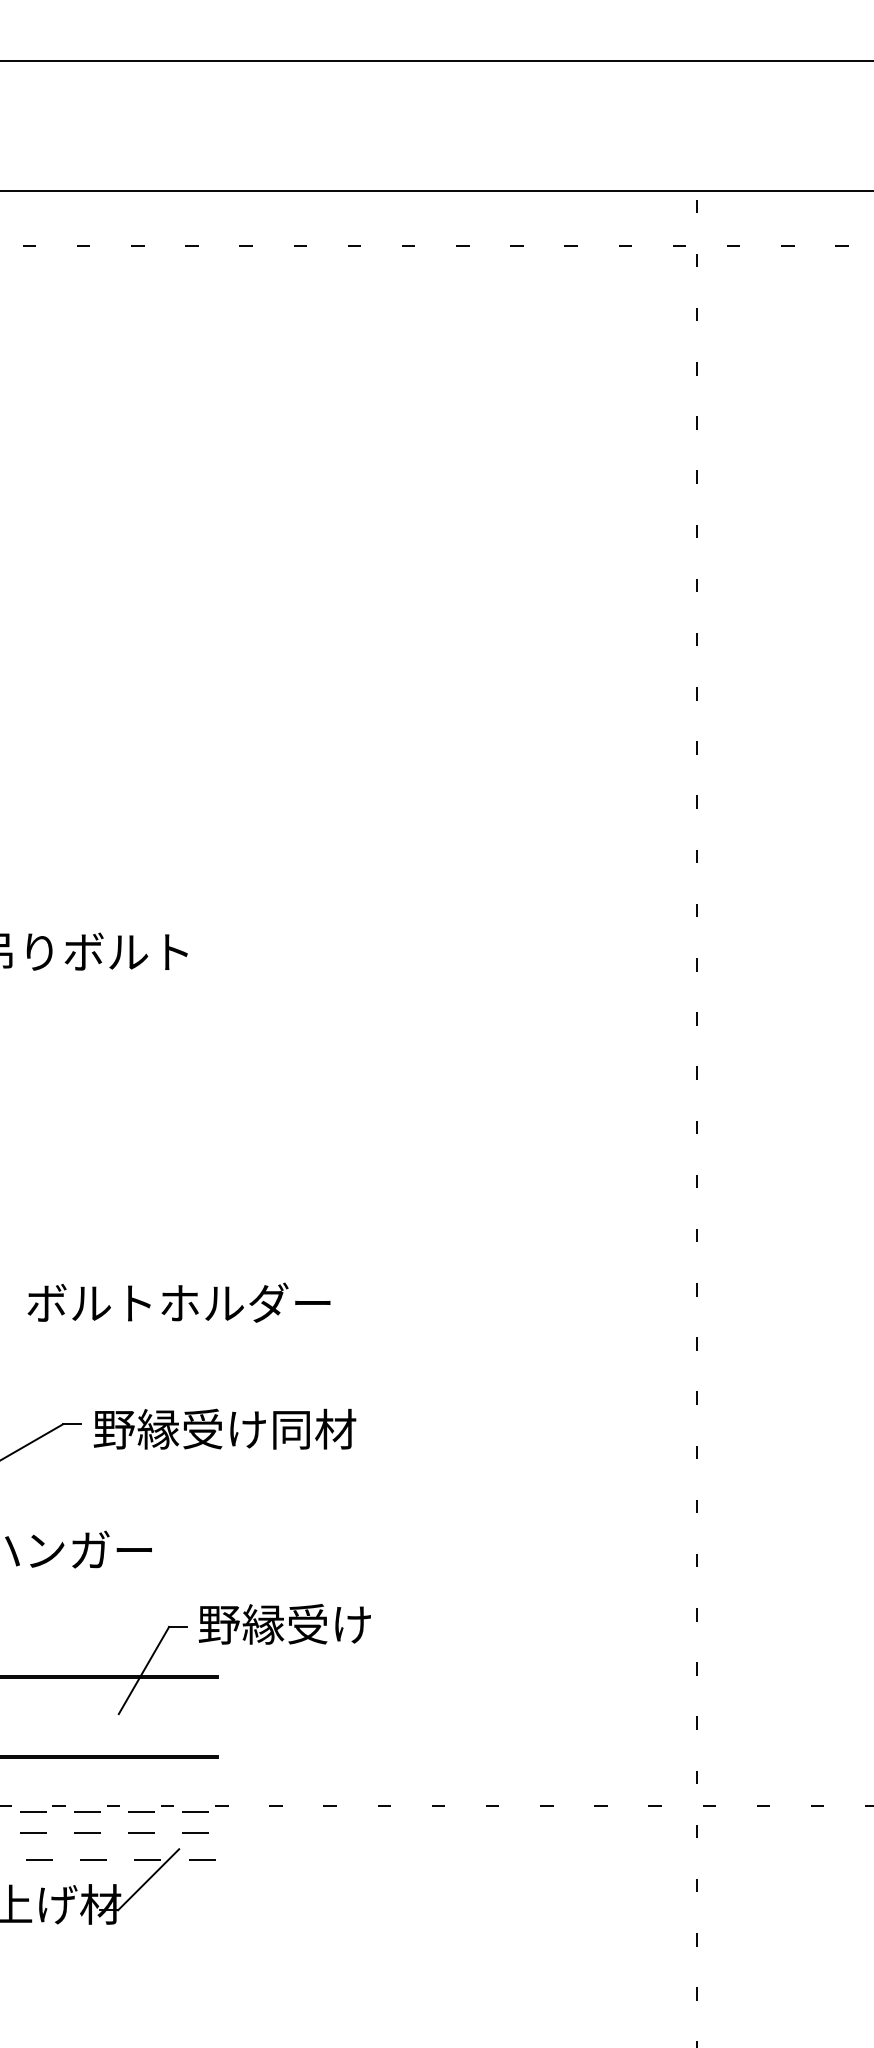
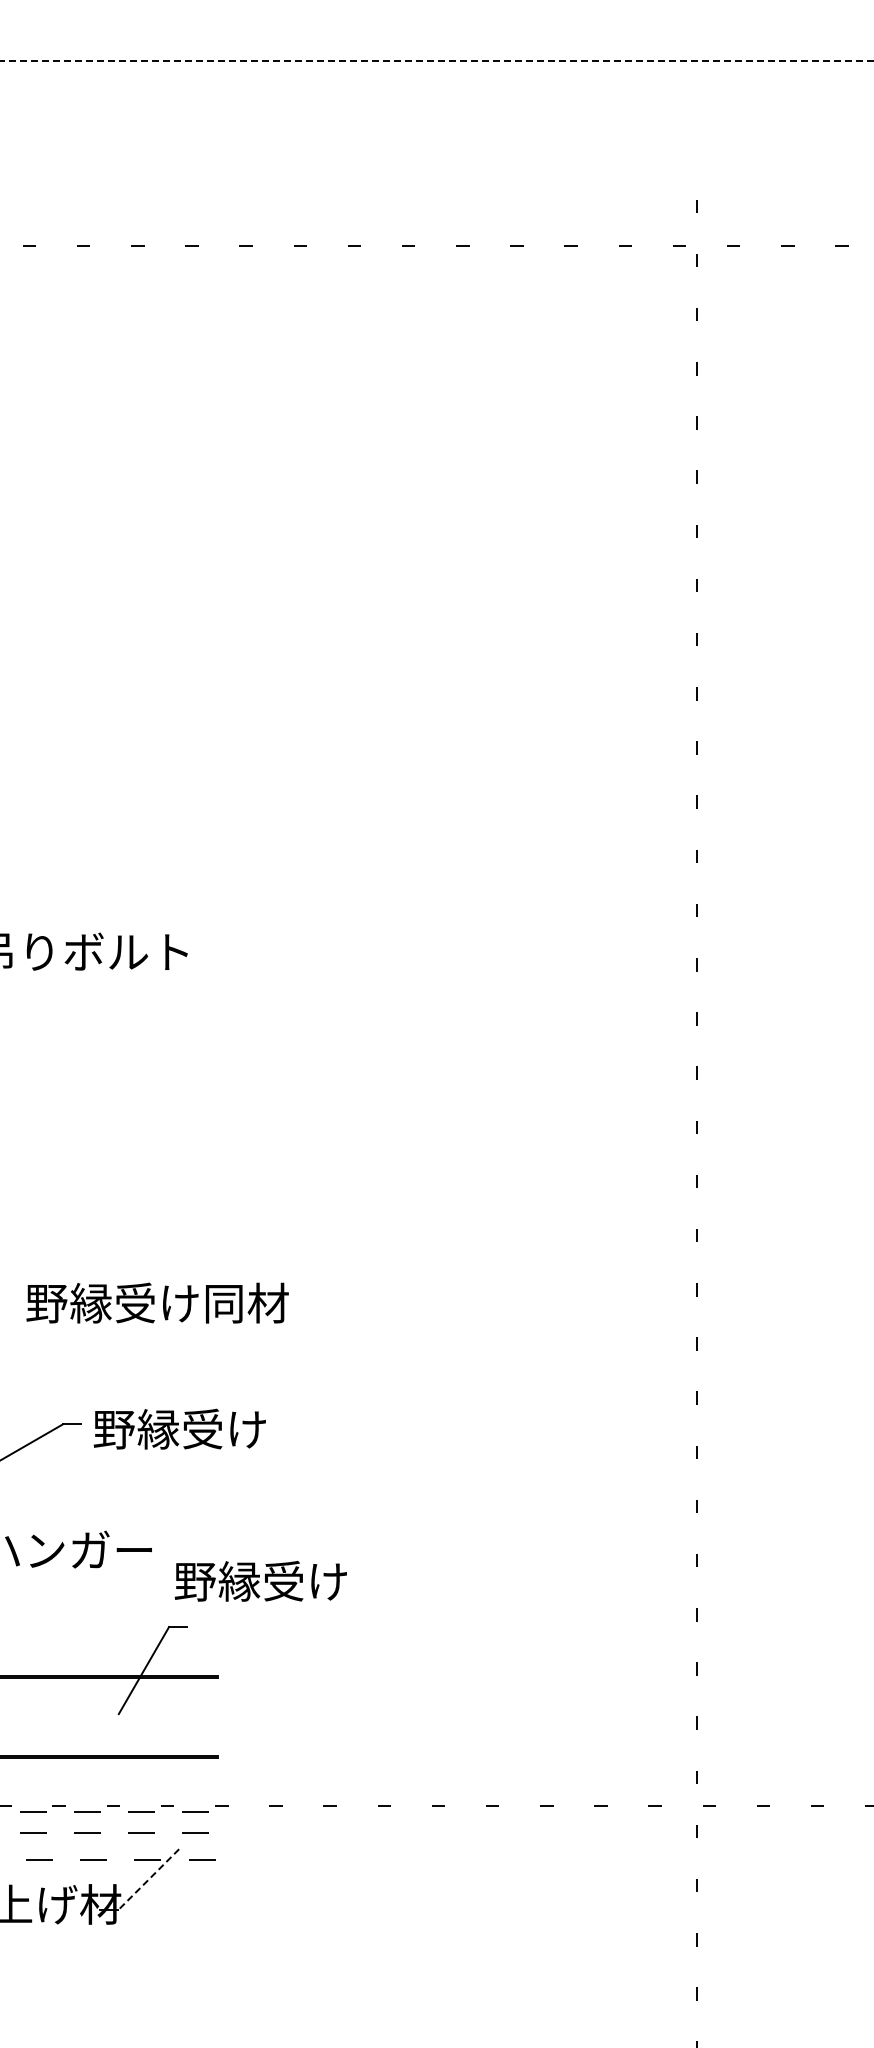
line: solid -> dashed (436, 61)
line: present -> none (436, 191)
text: ボルトホルダー -> 野縁受け同材 (178, 1302)
text: 野縁受け同材 -> 野縁受け (314, 1428)
text position: (284, 1624) -> (260, 1581) (260, 1581)
line: solid -> dashed (148, 1880)
